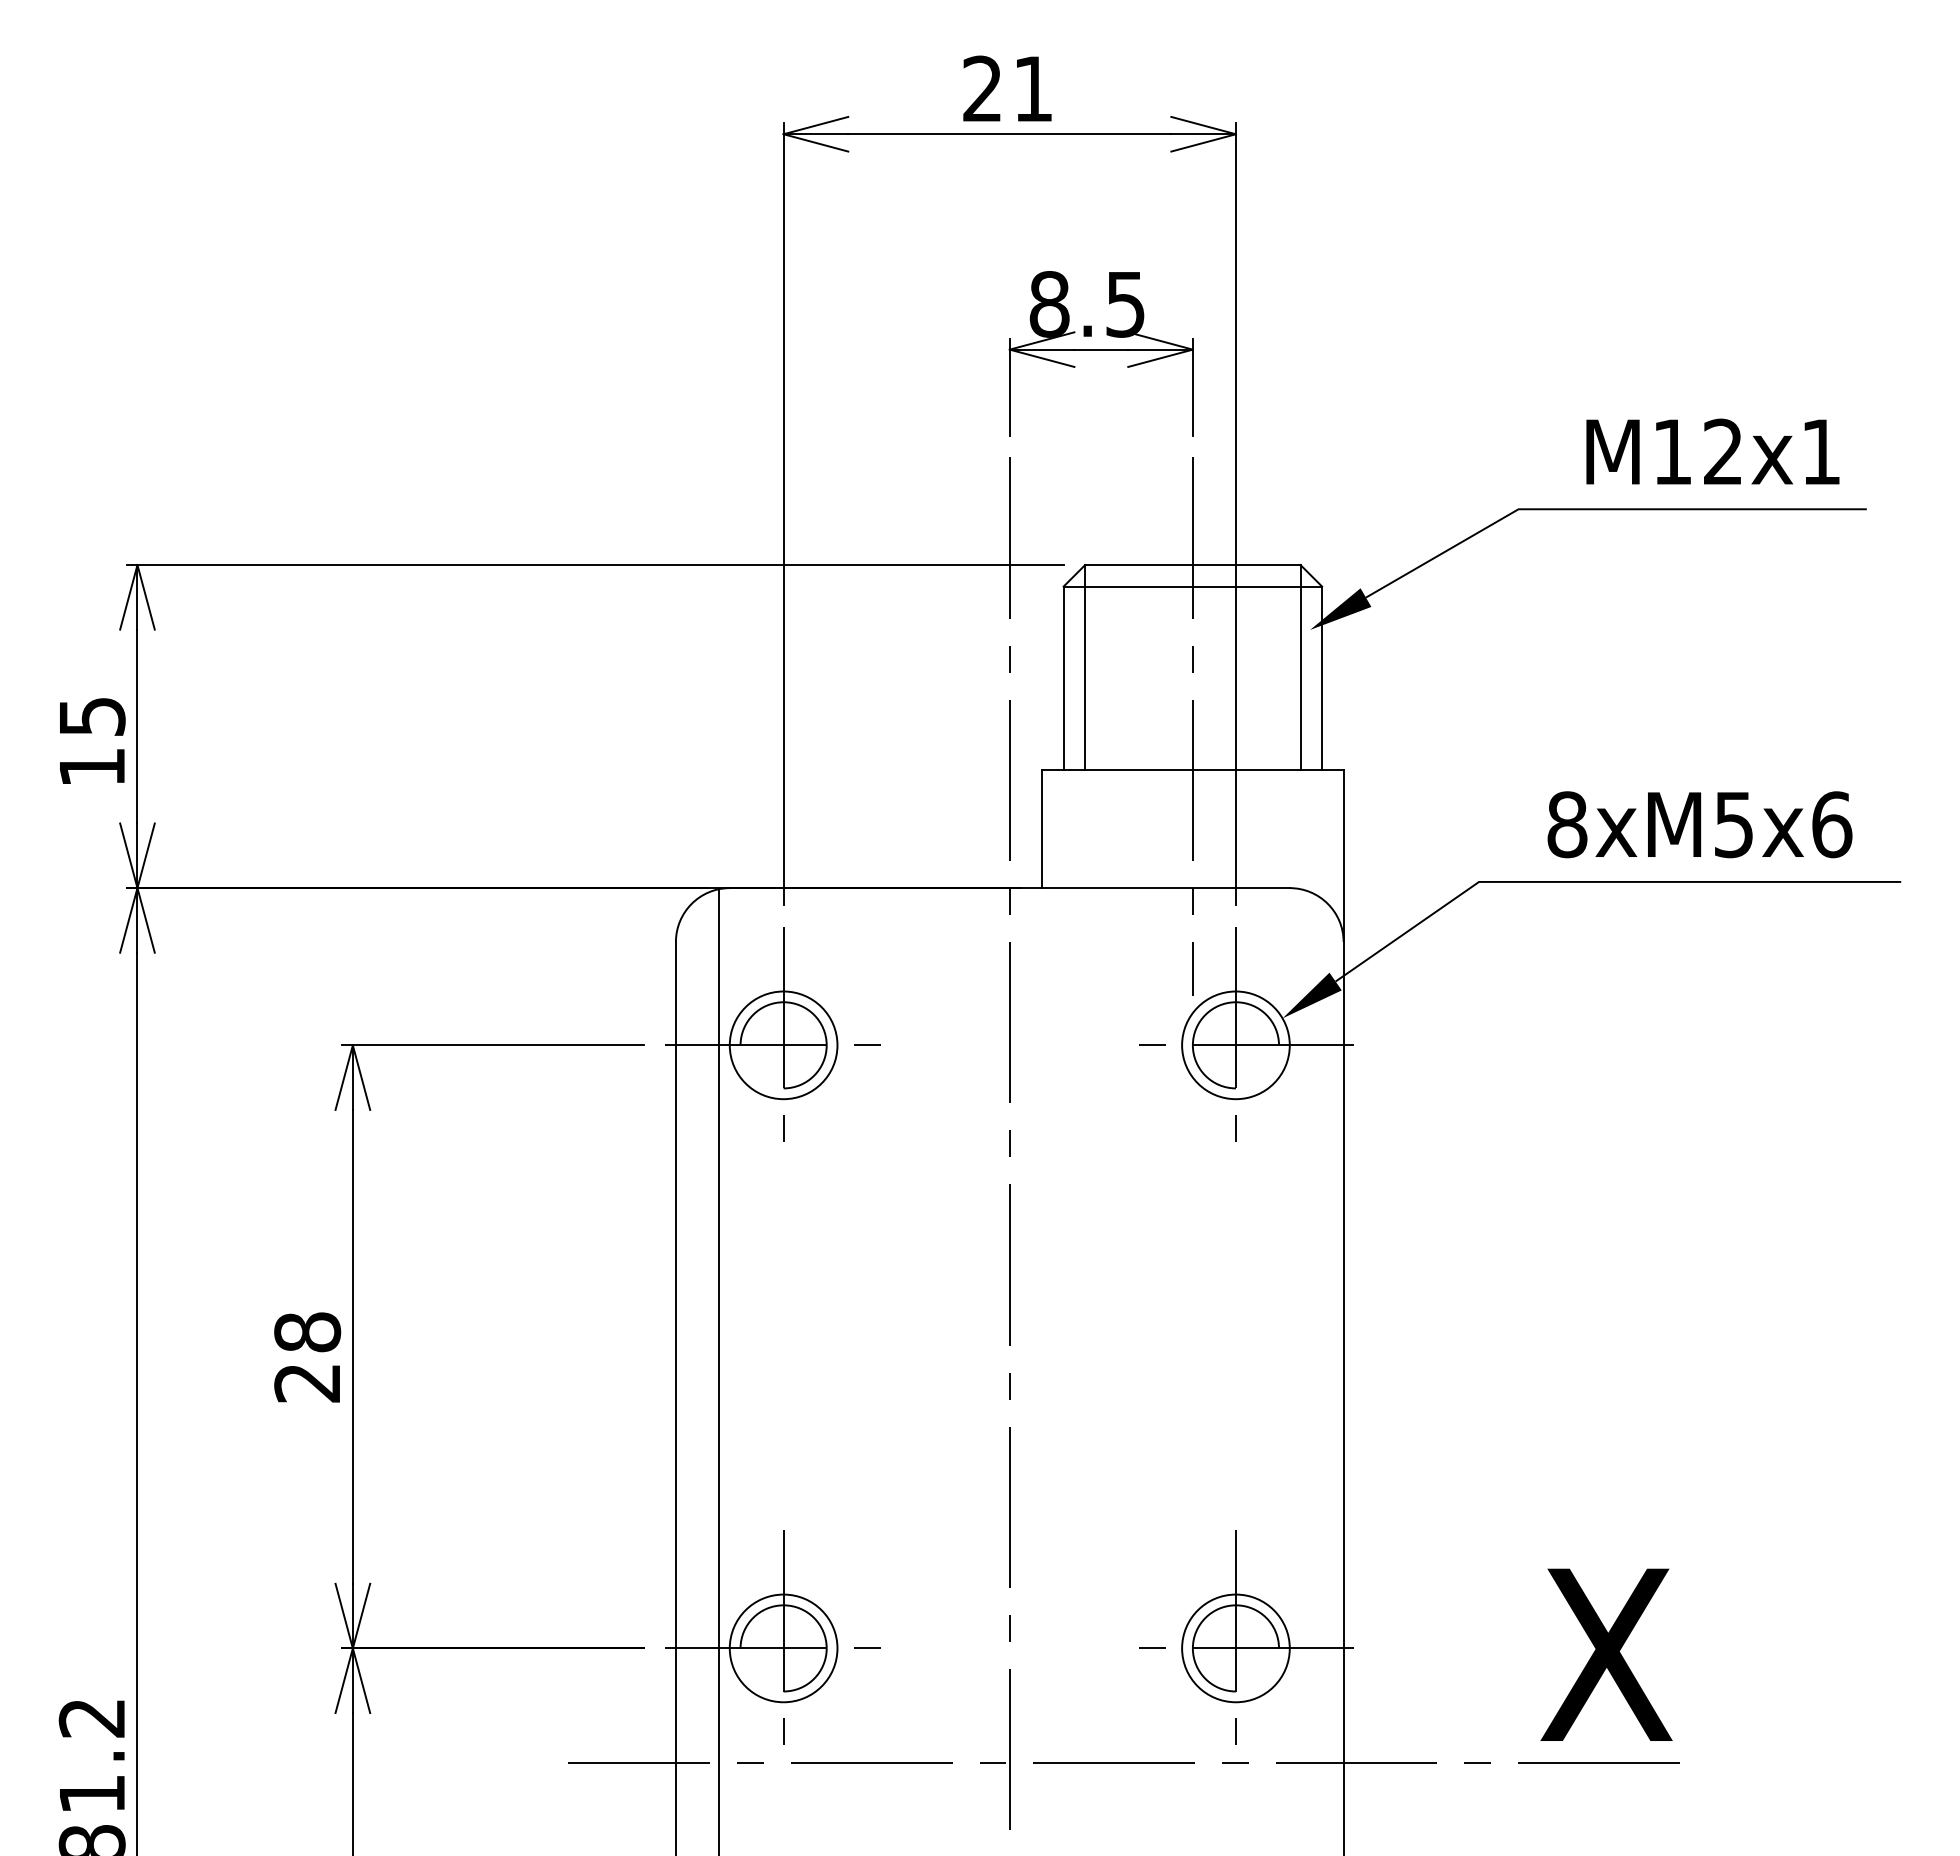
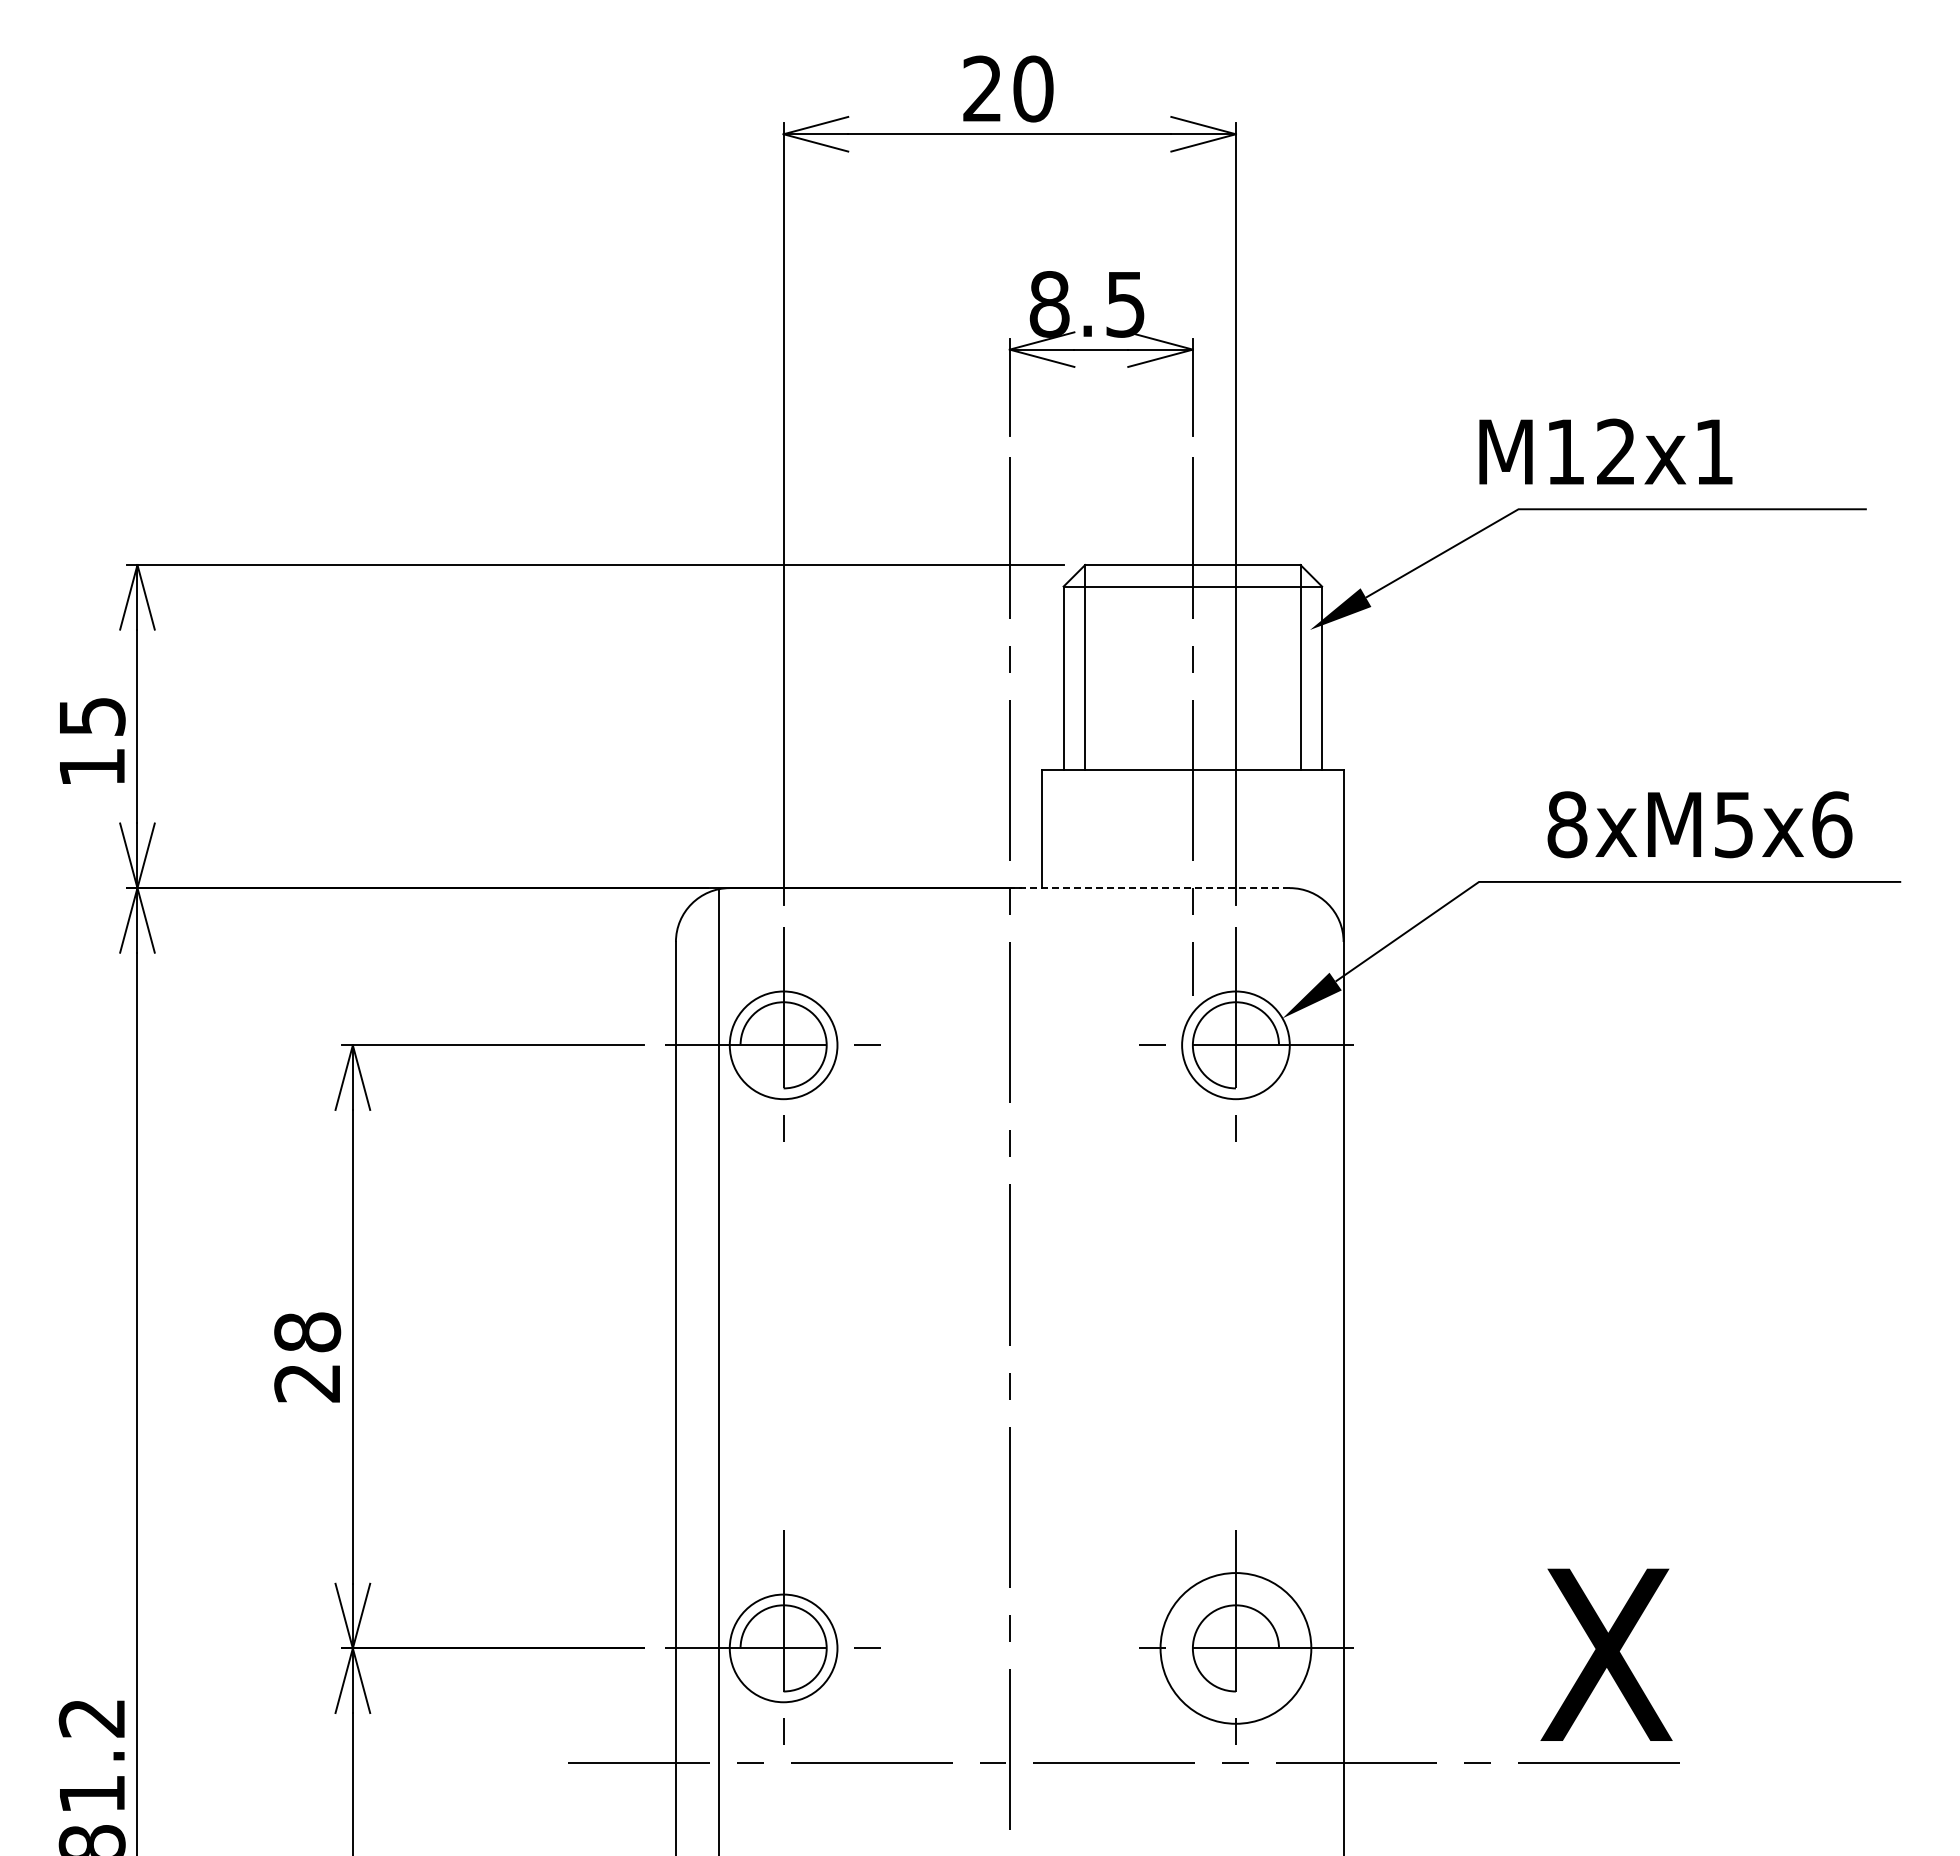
text: 21 -> 20 (1033, 88)
text position: (1712, 451) -> (1605, 451) (1605, 451)
line: solid -> dashed (1149, 888)
circle diameter: 108 px -> 151 px (1235, 1648)
